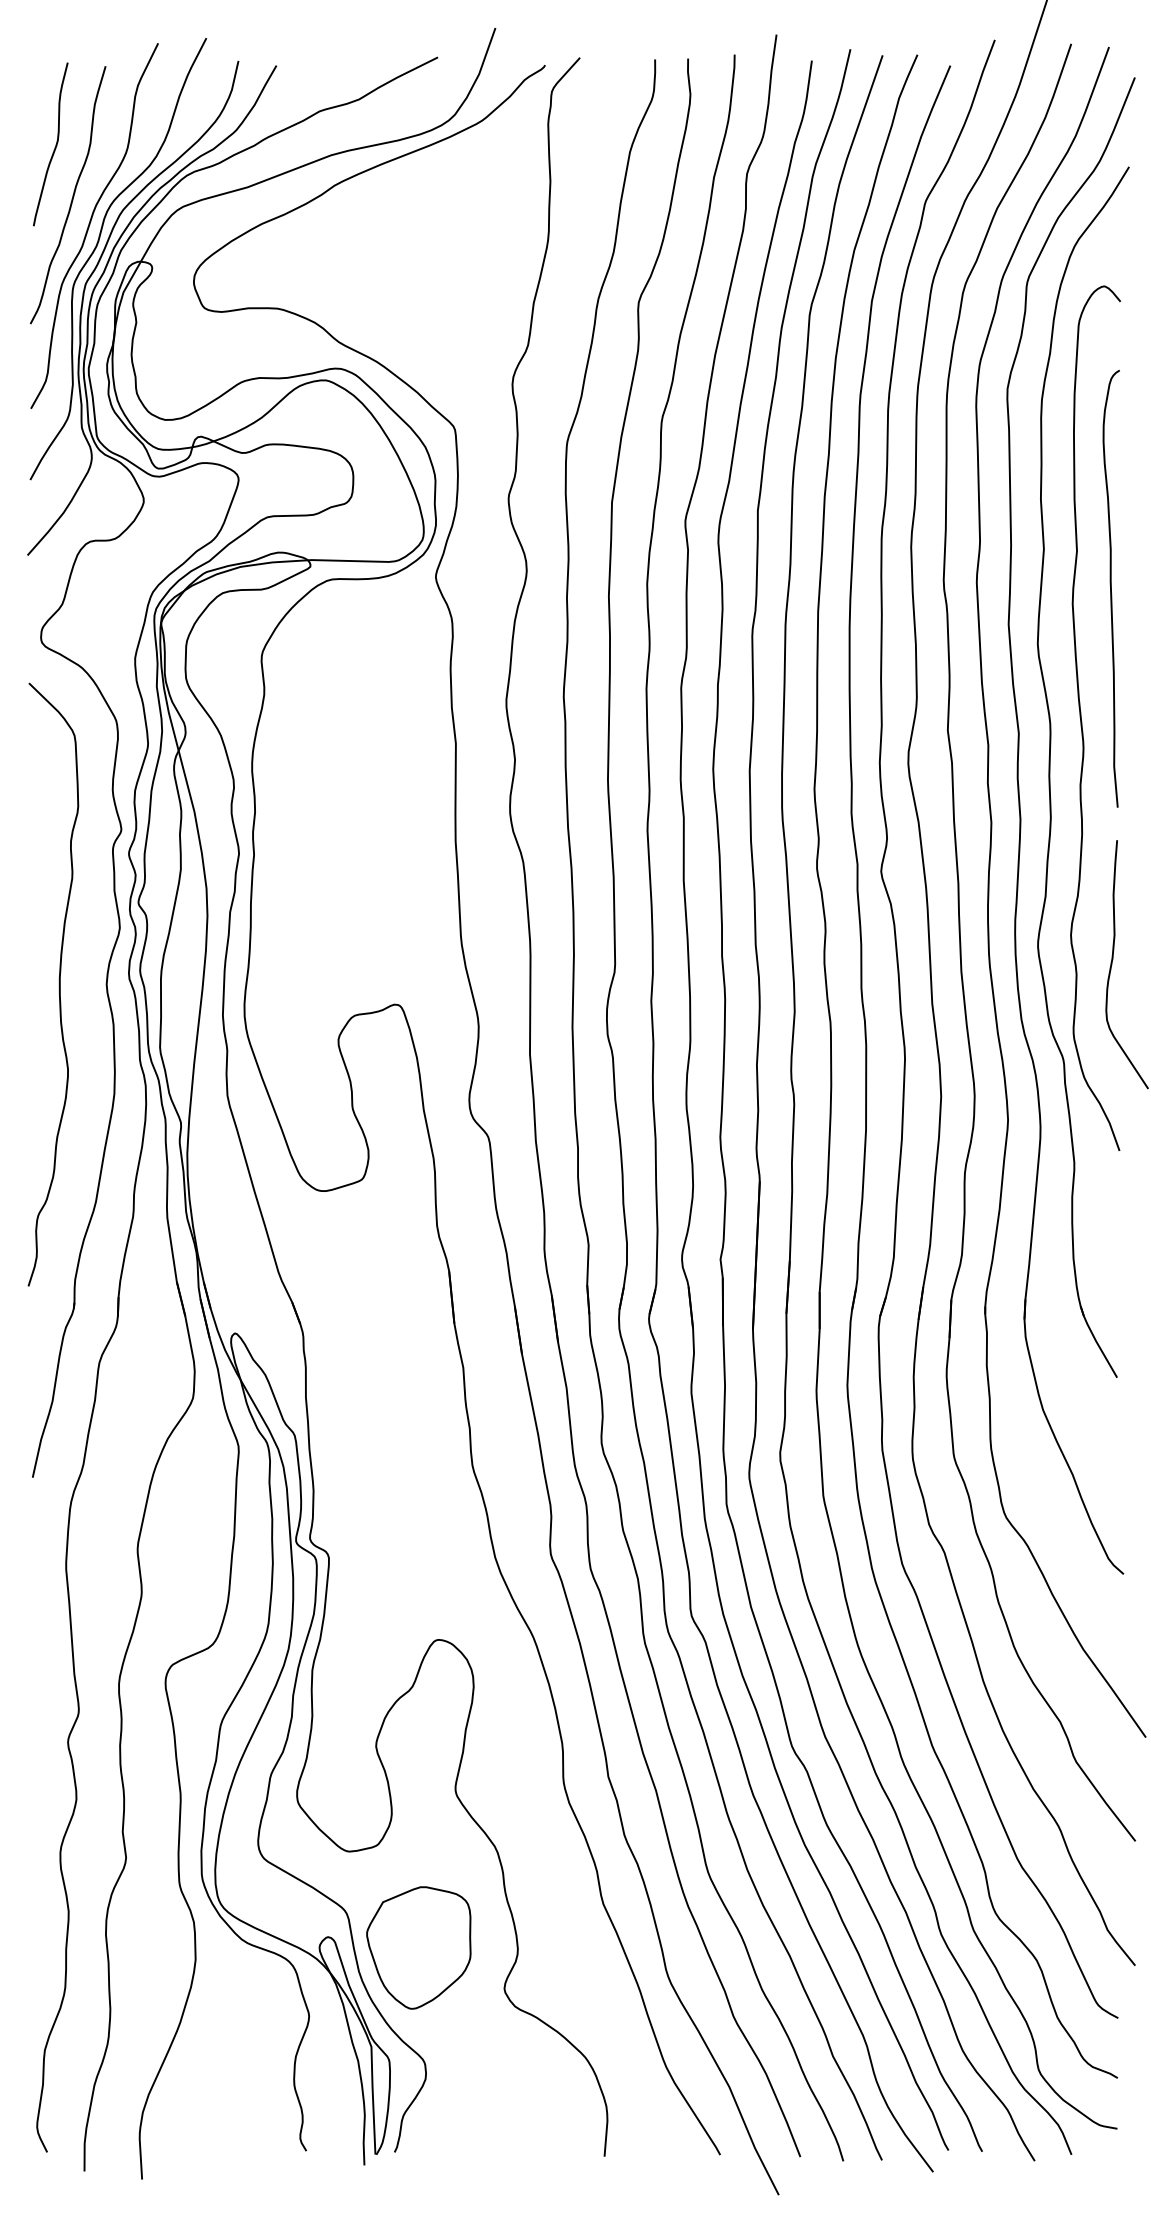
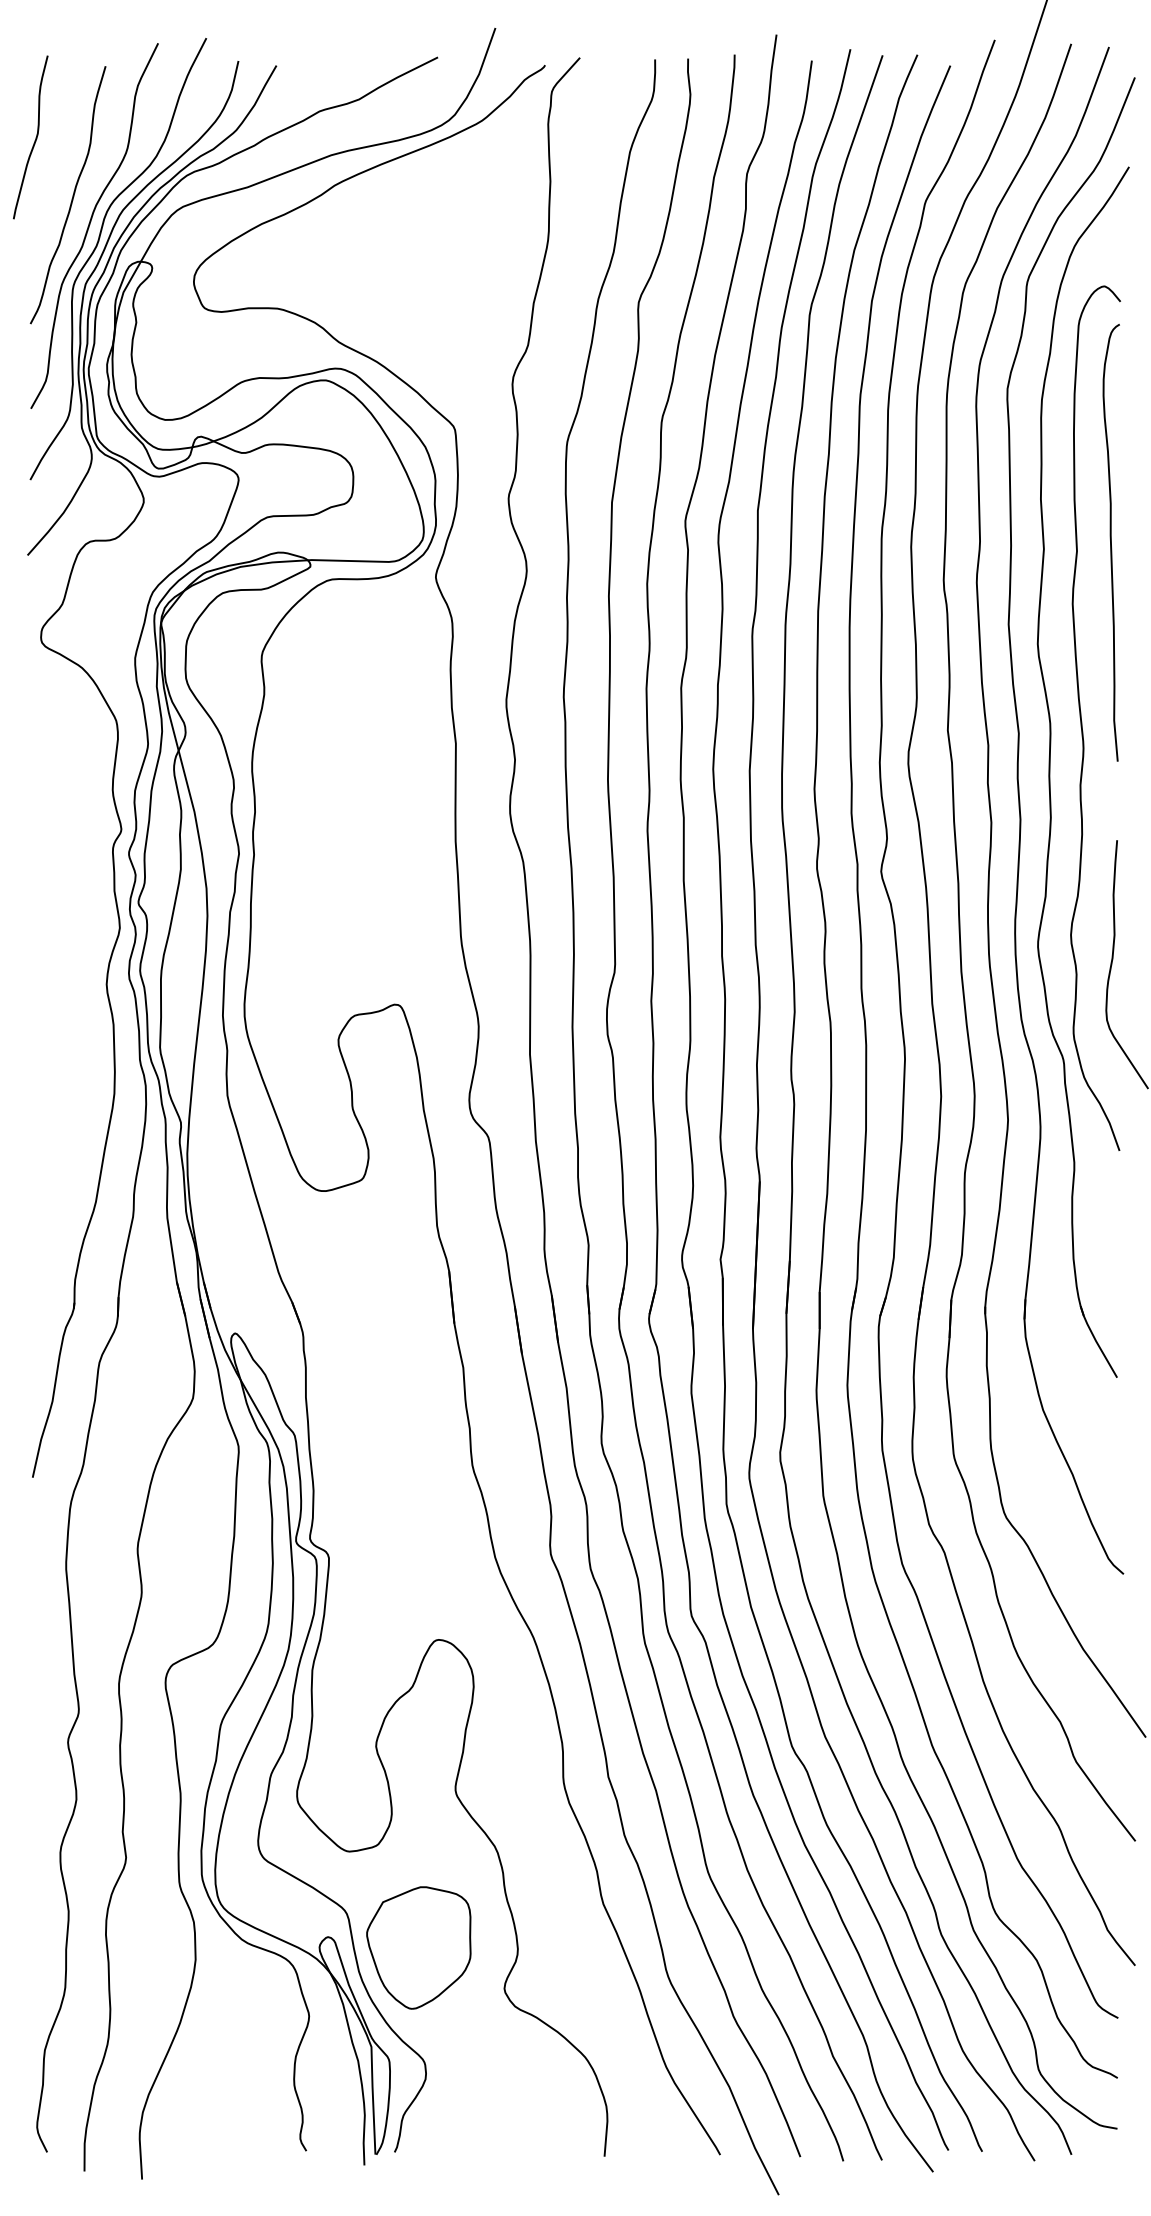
curve position: (55, 144) -> (35, 137) (35, 137)
curve position: (1110, 588) -> (1110, 542) (1110, 542)
curve: present -> none (58, 984)
